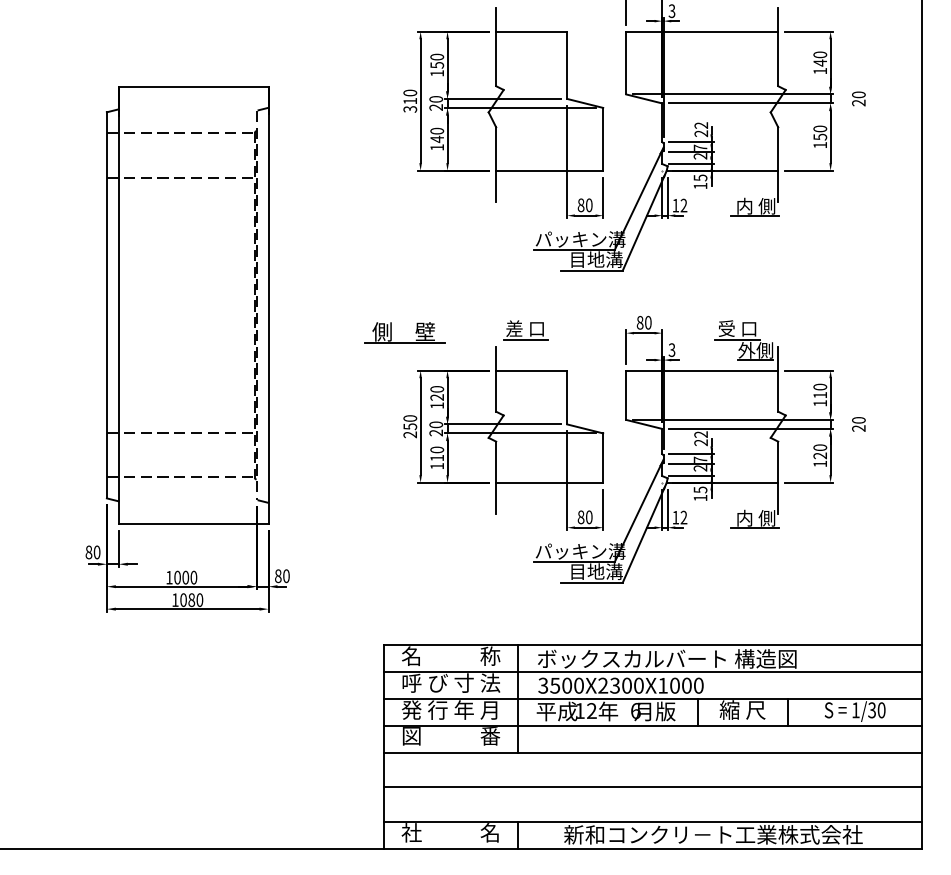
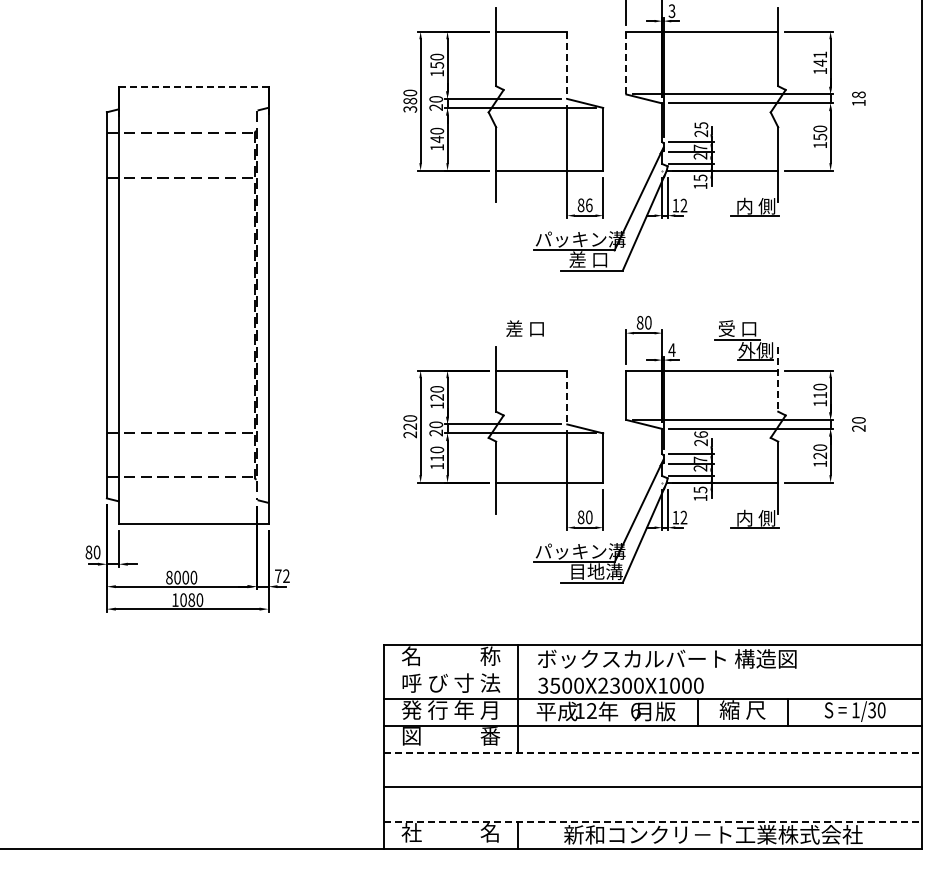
text: 140 -> 141 (820, 54)
line: solid -> dashed (626, 63)
line: solid -> dashed (567, 65)
line: solid -> dashed (193, 86)
text: 20 -> 18 (858, 98)
text: 310 -> 380 (410, 100)
text: 22 -> 25 (701, 125)
text: 80 -> 86 (589, 204)
text: 目地溝 -> 差 口 (595, 259)
line: present -> none (525, 340)
part: present -> none (404, 342)
text: 3 -> 4 (671, 349)
line: solid -> dashed (778, 379)
line: solid -> dashed (567, 397)
text: 250 -> 220 (410, 426)
text: 22 -> 26 (700, 434)
text: 80 -> 72 (282, 576)
text: 1000 -> 8000 (169, 577)
line: present -> none (652, 671)
line: solid -> dashed (653, 752)
line: solid -> dashed (653, 821)
